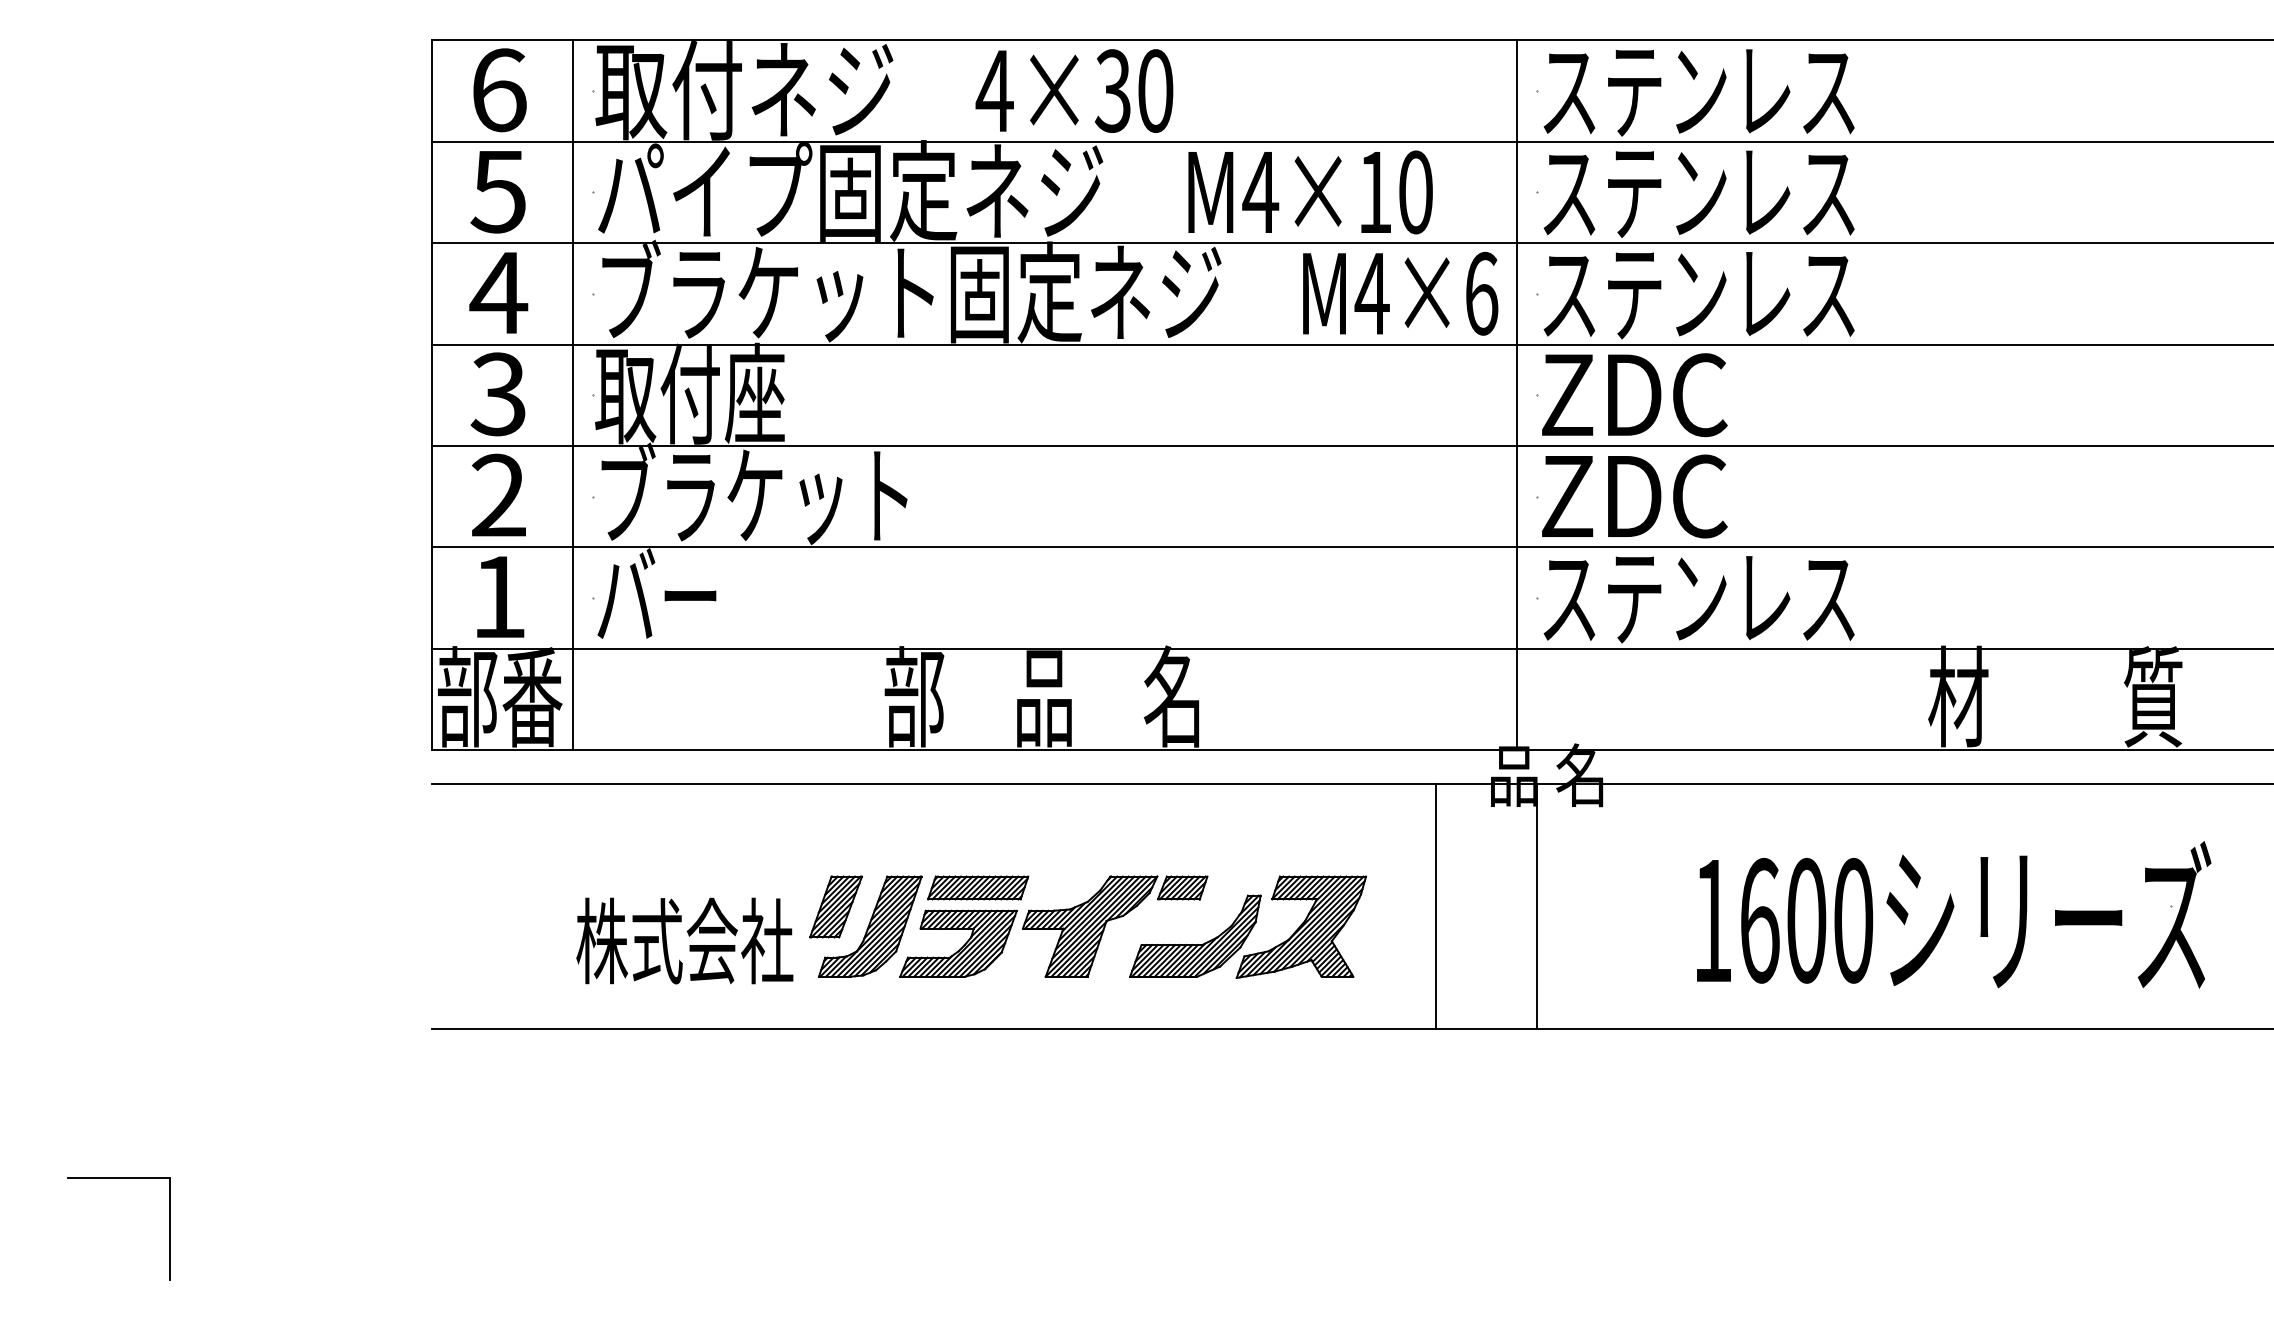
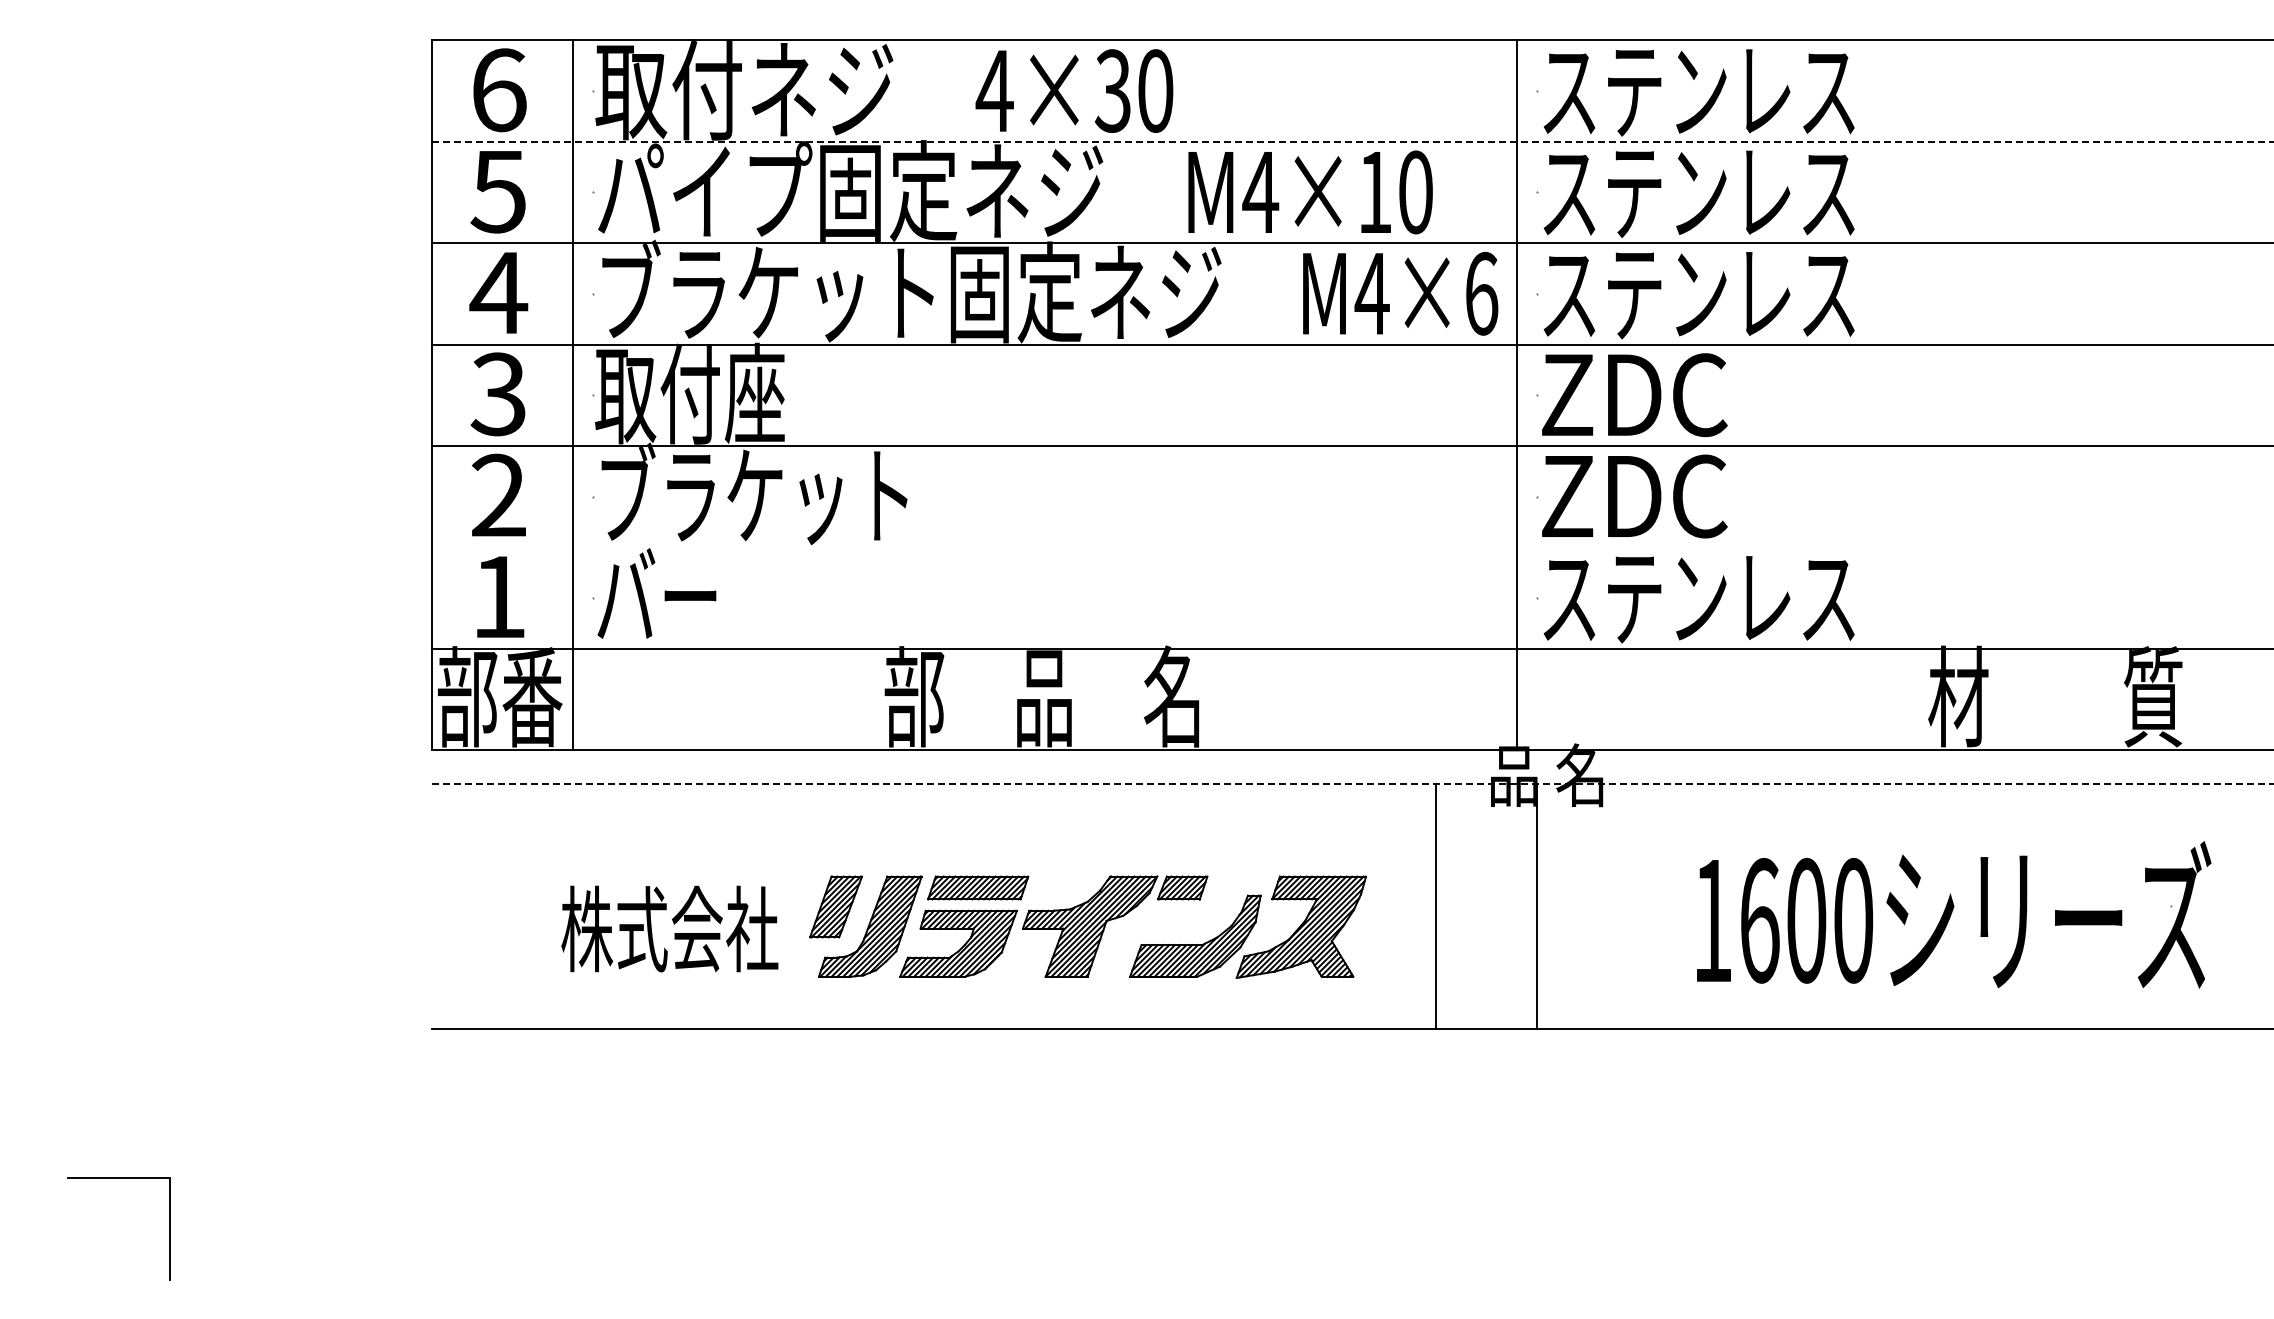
line: solid -> dashed (1353, 141)
line: present -> none (1351, 547)
line: solid -> dashed (1353, 784)
text position: (684, 940) -> (669, 928) (669, 928)
